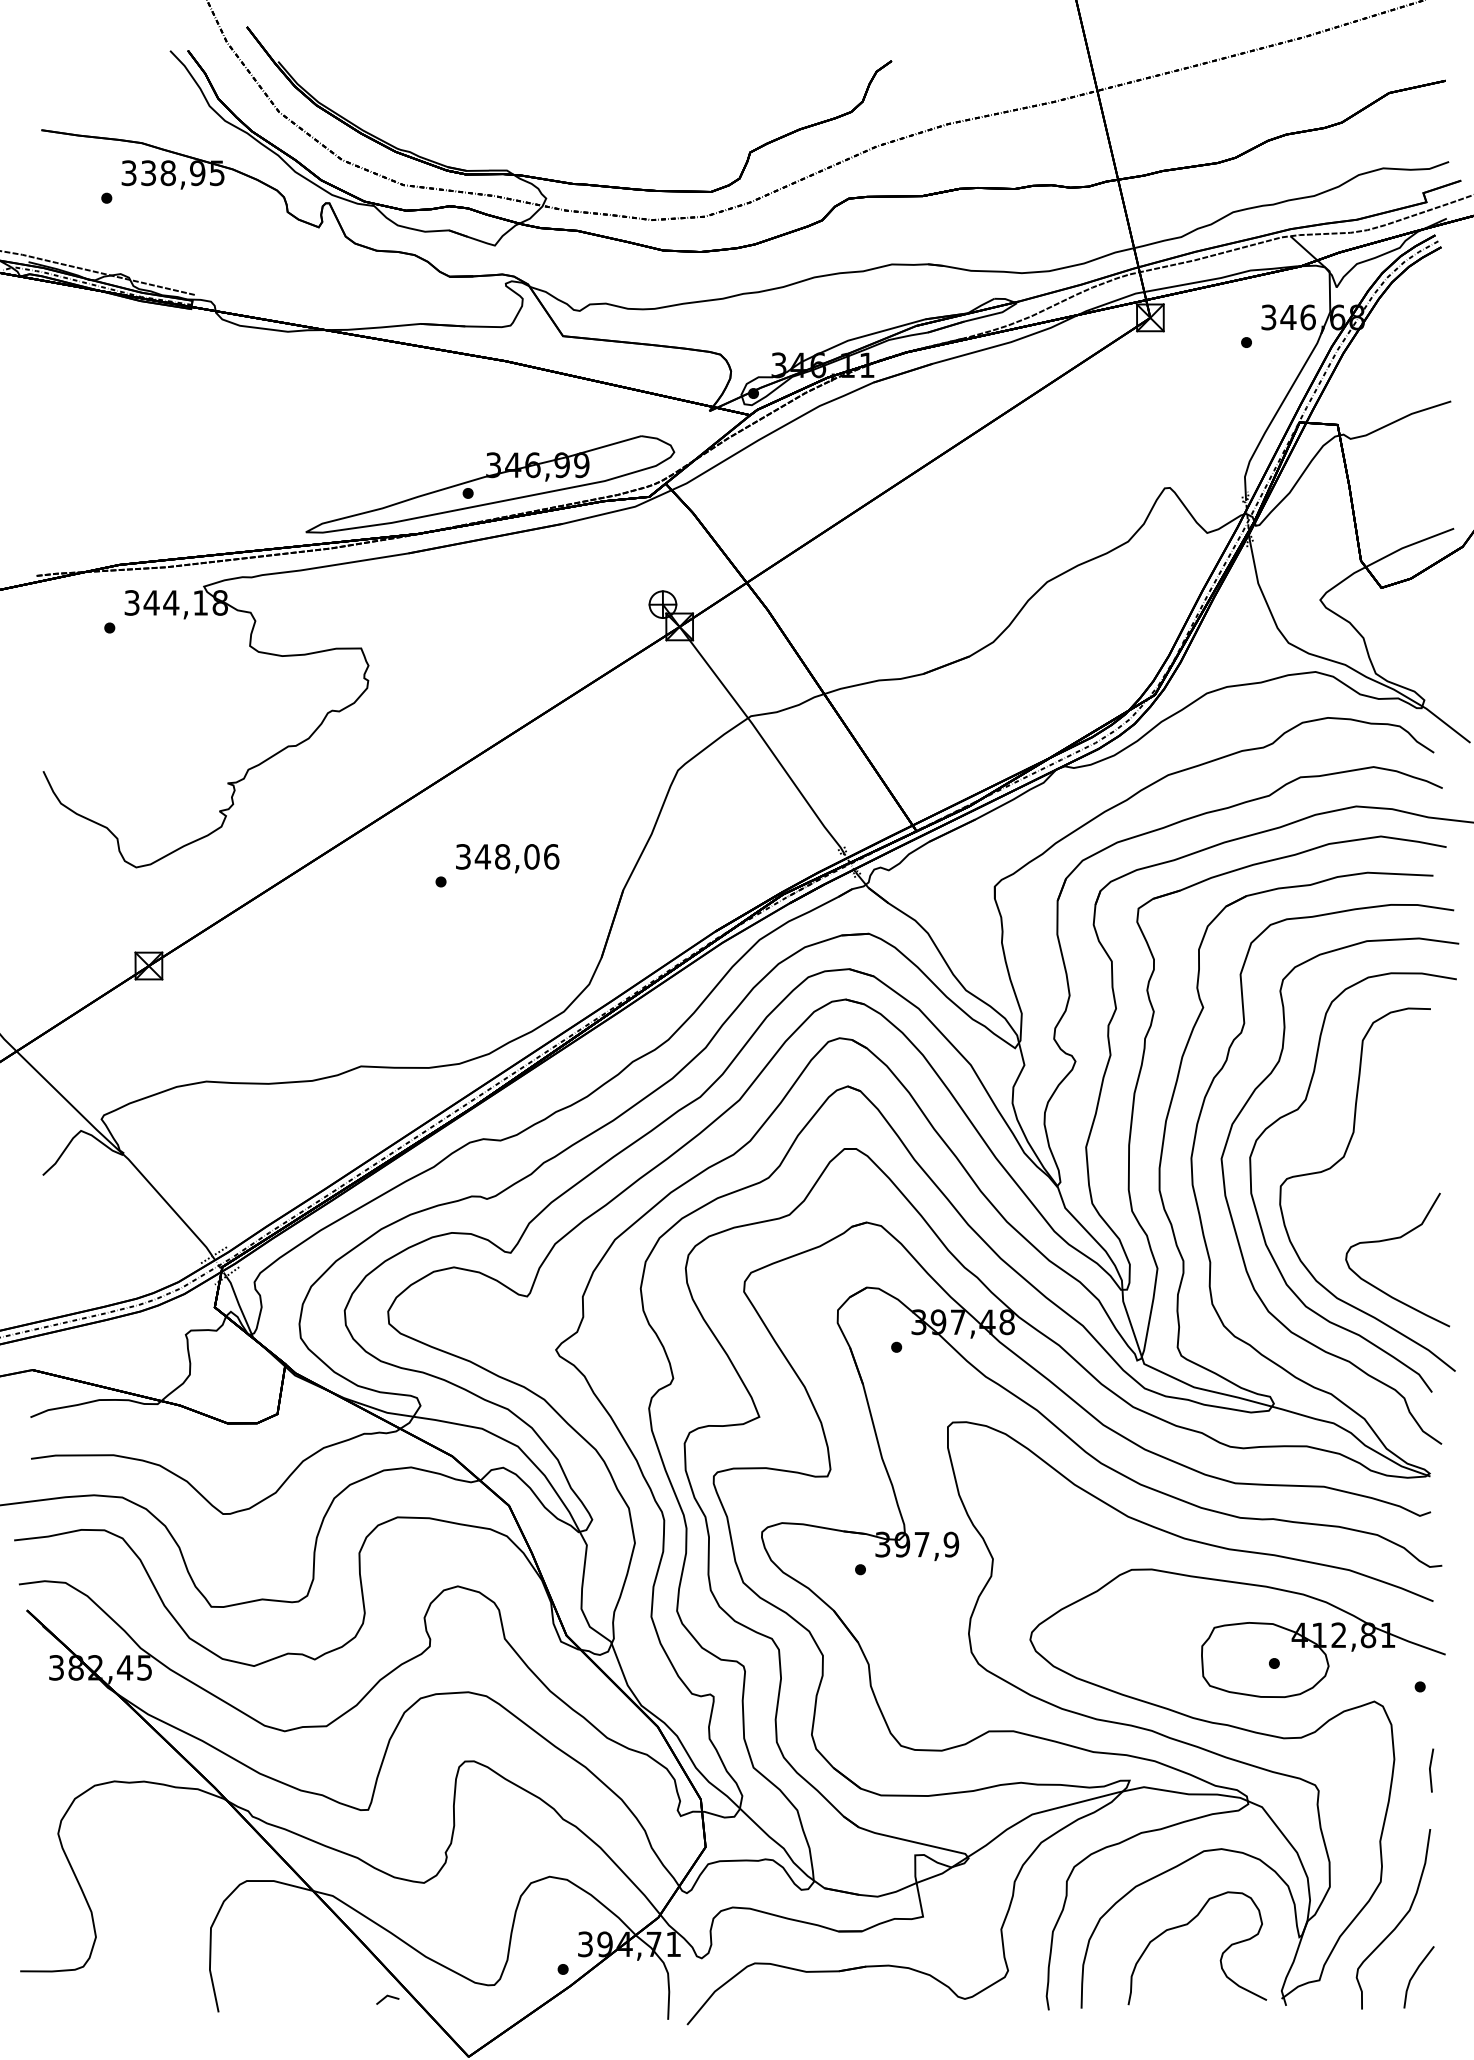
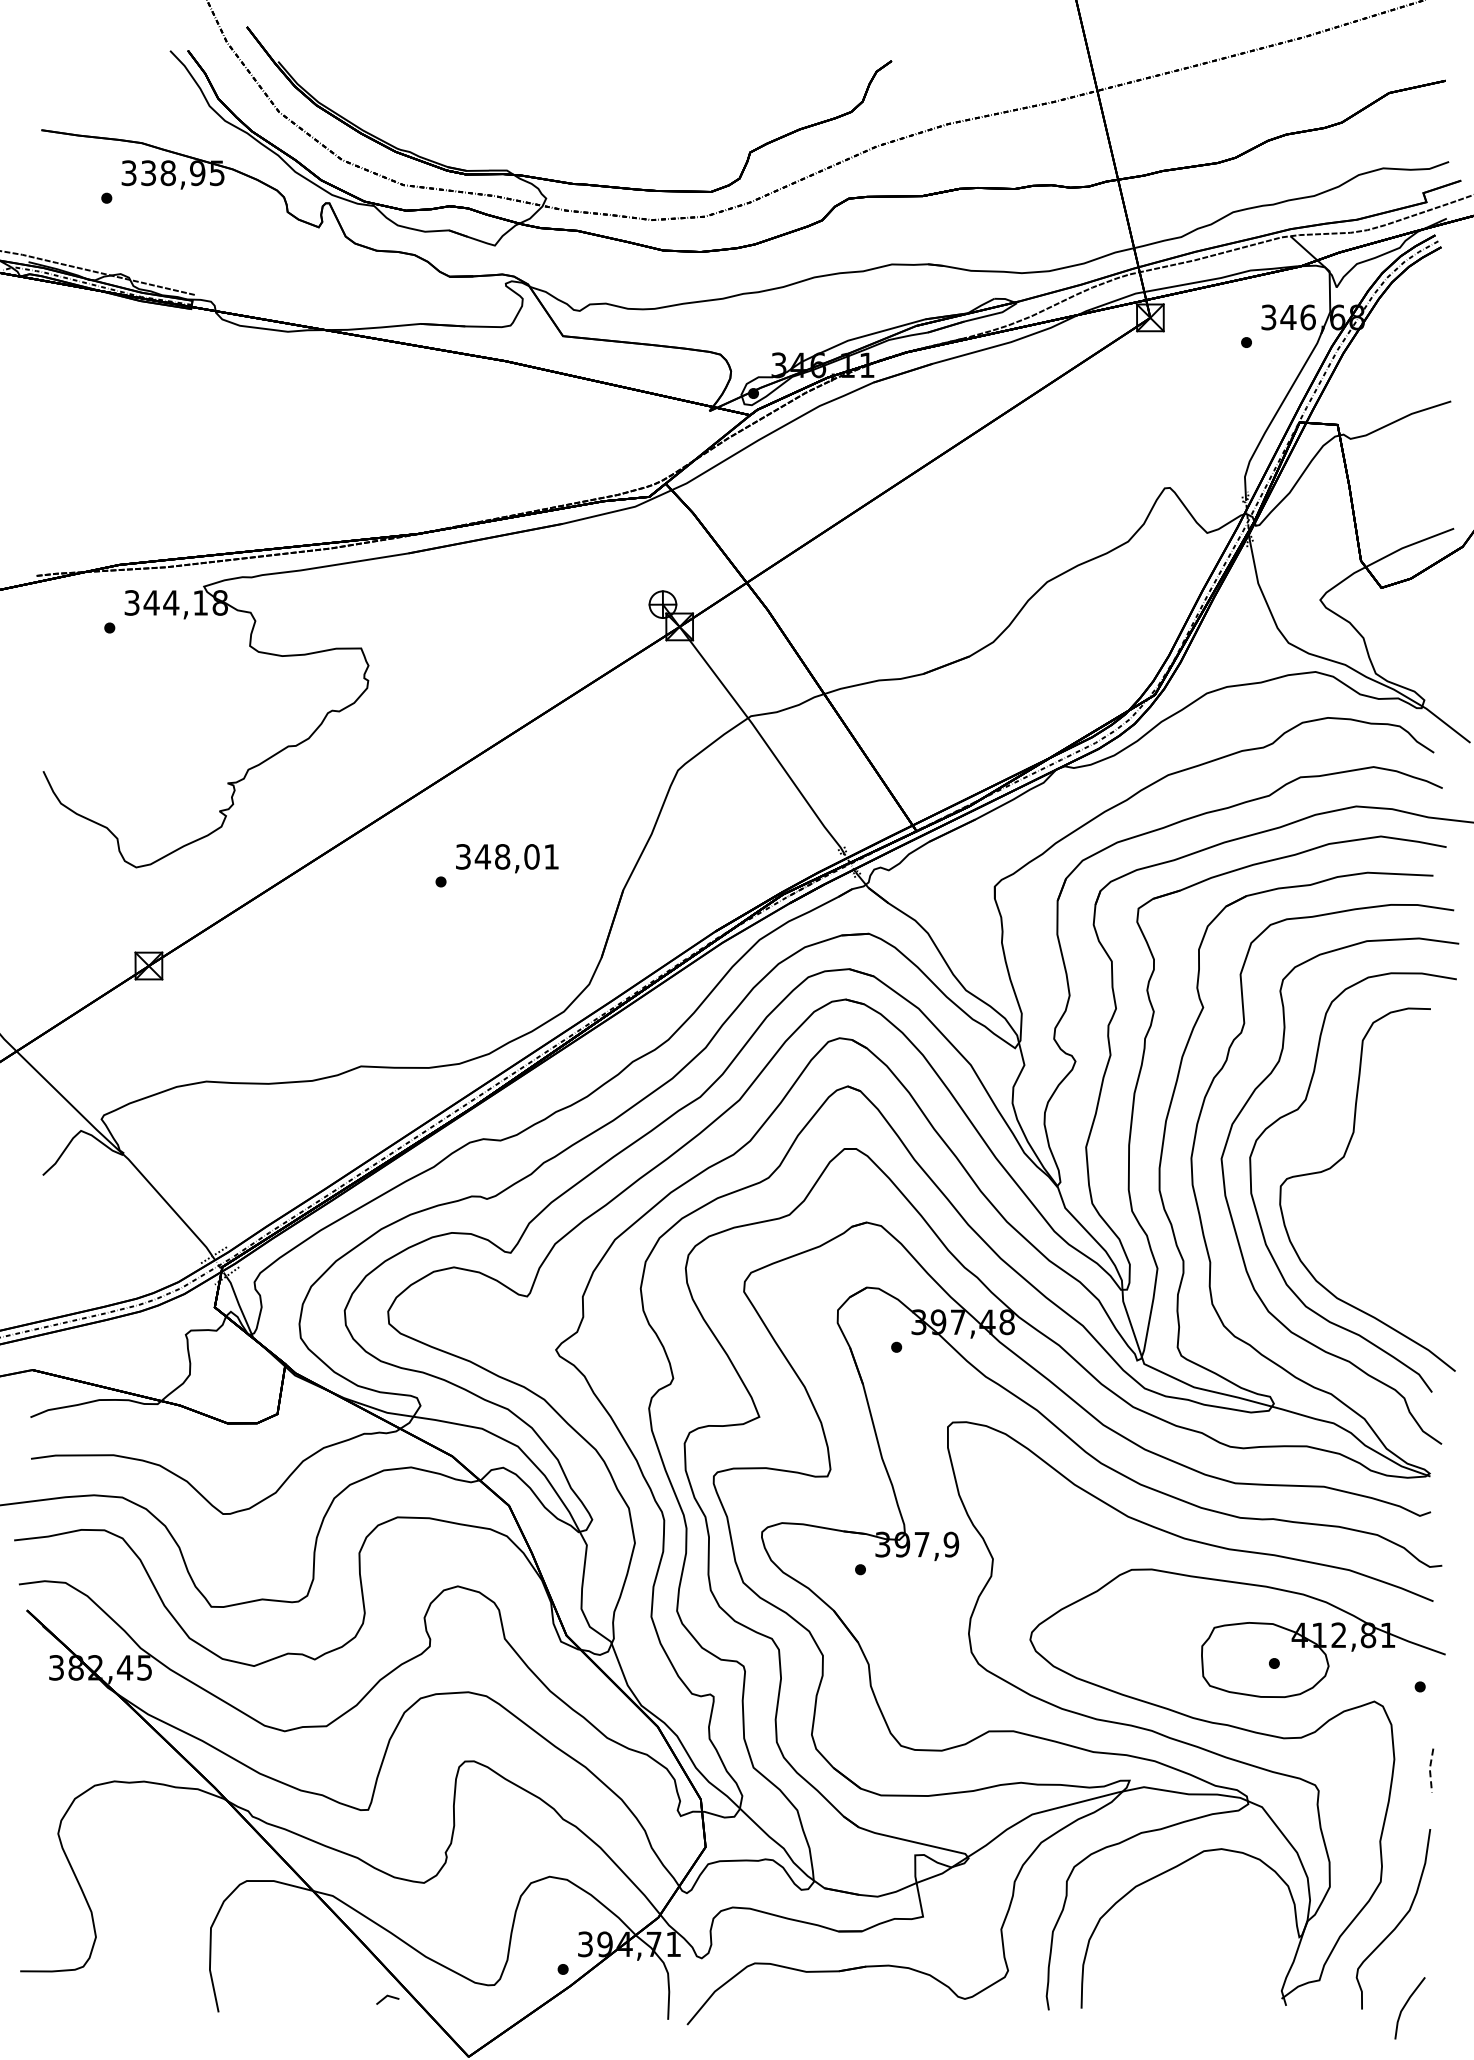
part: present -> none (490, 484)
text: 348,06 -> 348,01 (551, 856)
curve: present -> none (1395, 1239)
line: solid -> dashed (1429, 1769)
curve: present -> none (1220, 1957)
line position: (1414, 1975) -> (1405, 2006) (1405, 2006)
